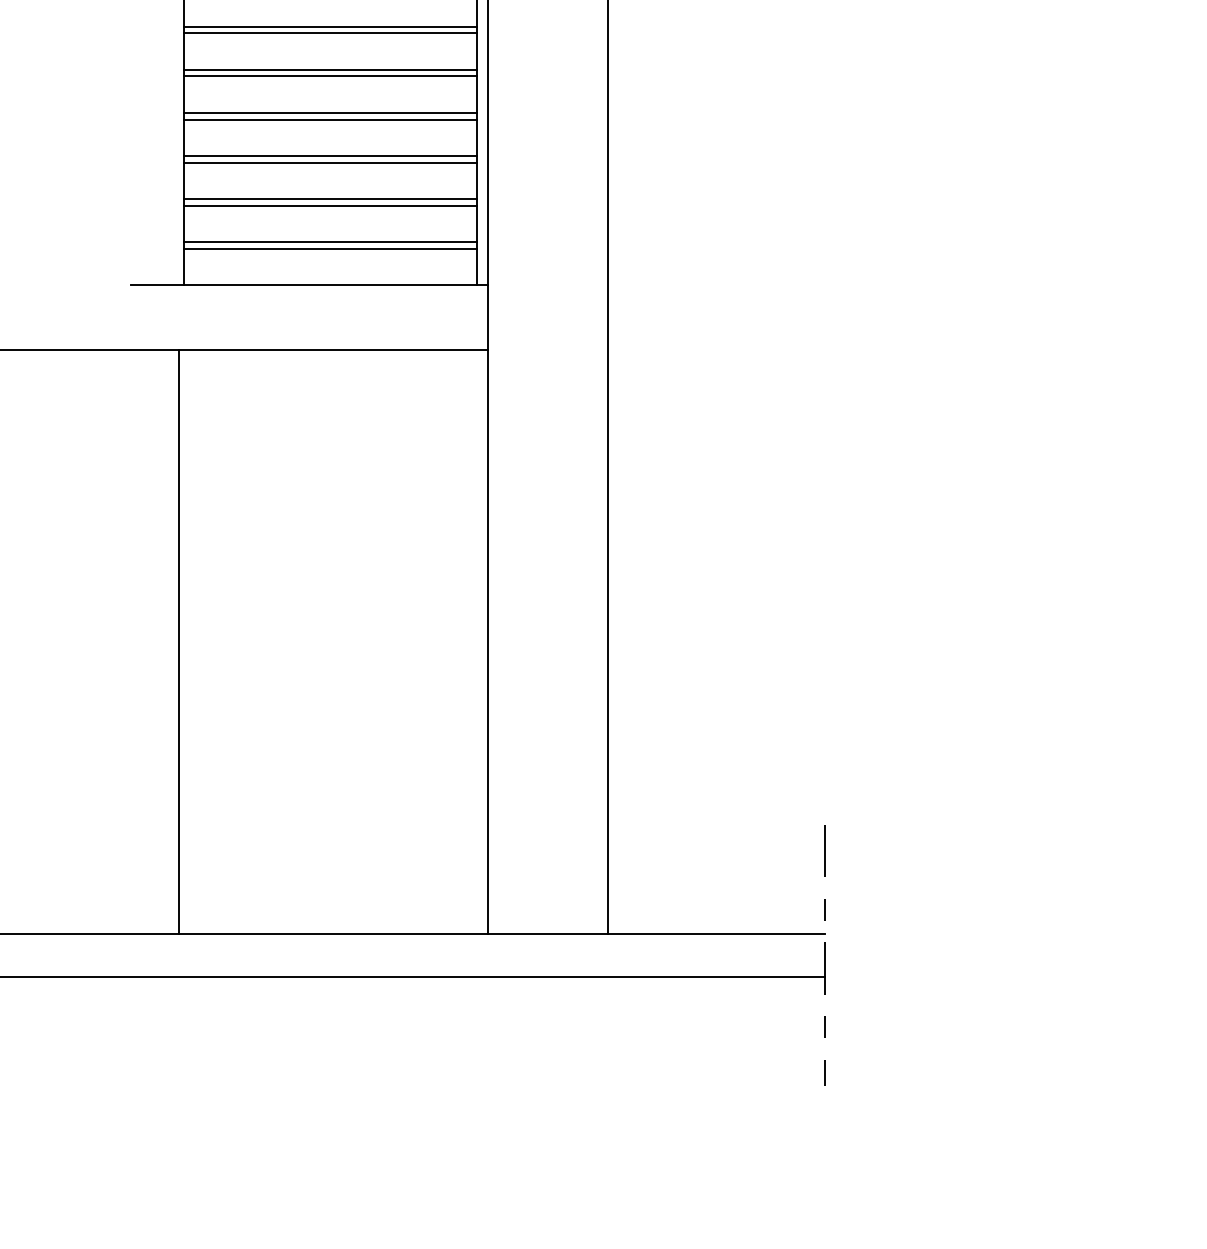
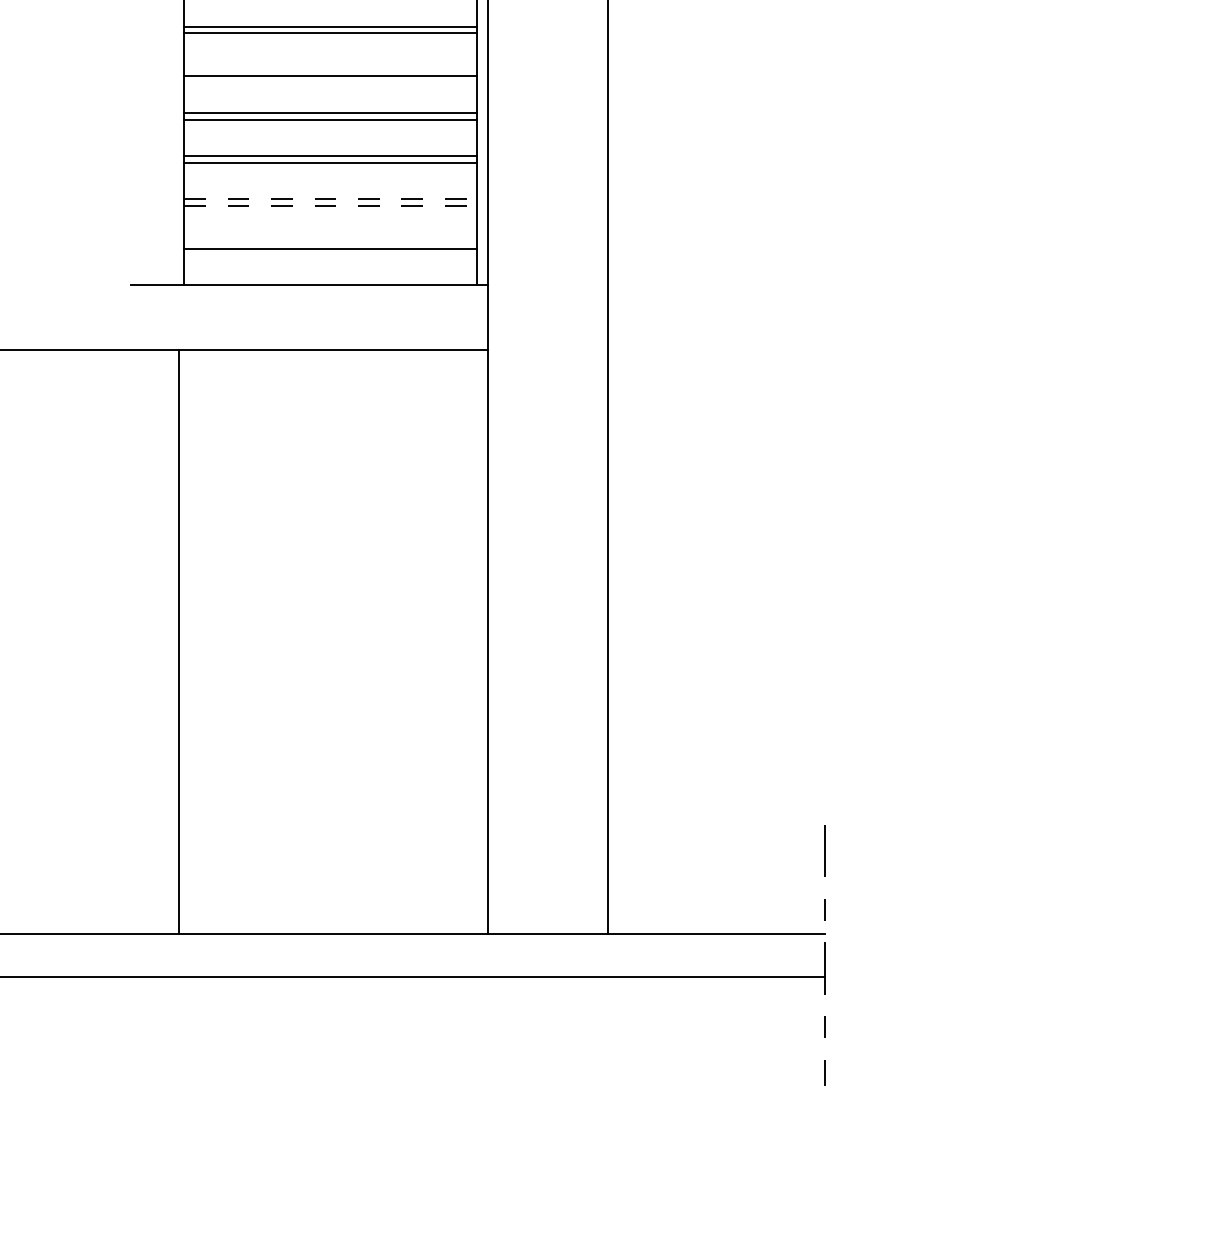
line: present -> none (330, 69)
line: solid -> dashed (330, 199)
line: solid -> dashed (330, 205)
line: present -> none (330, 242)
